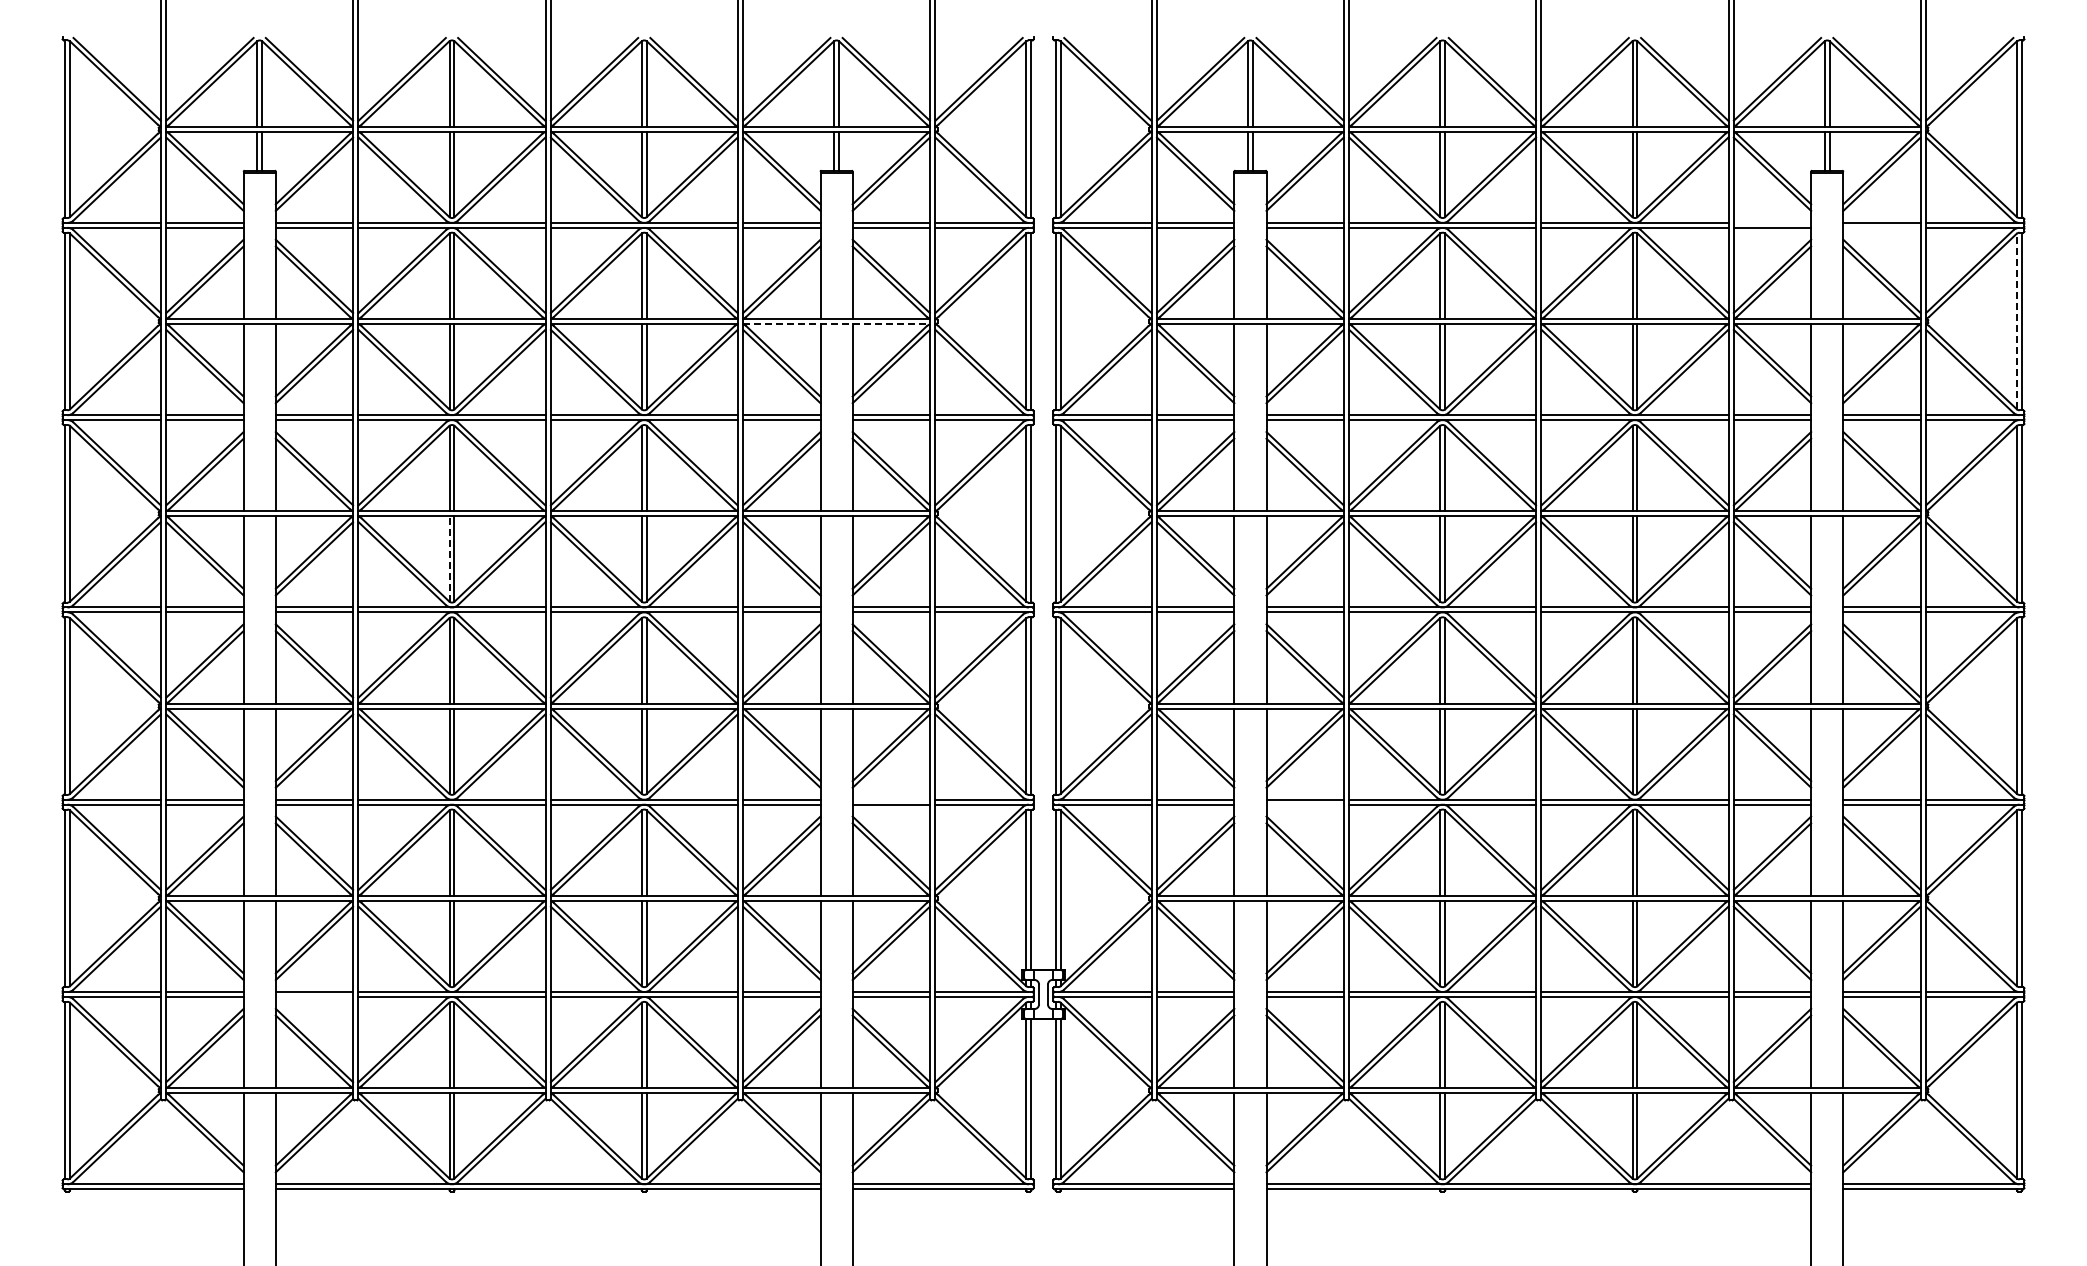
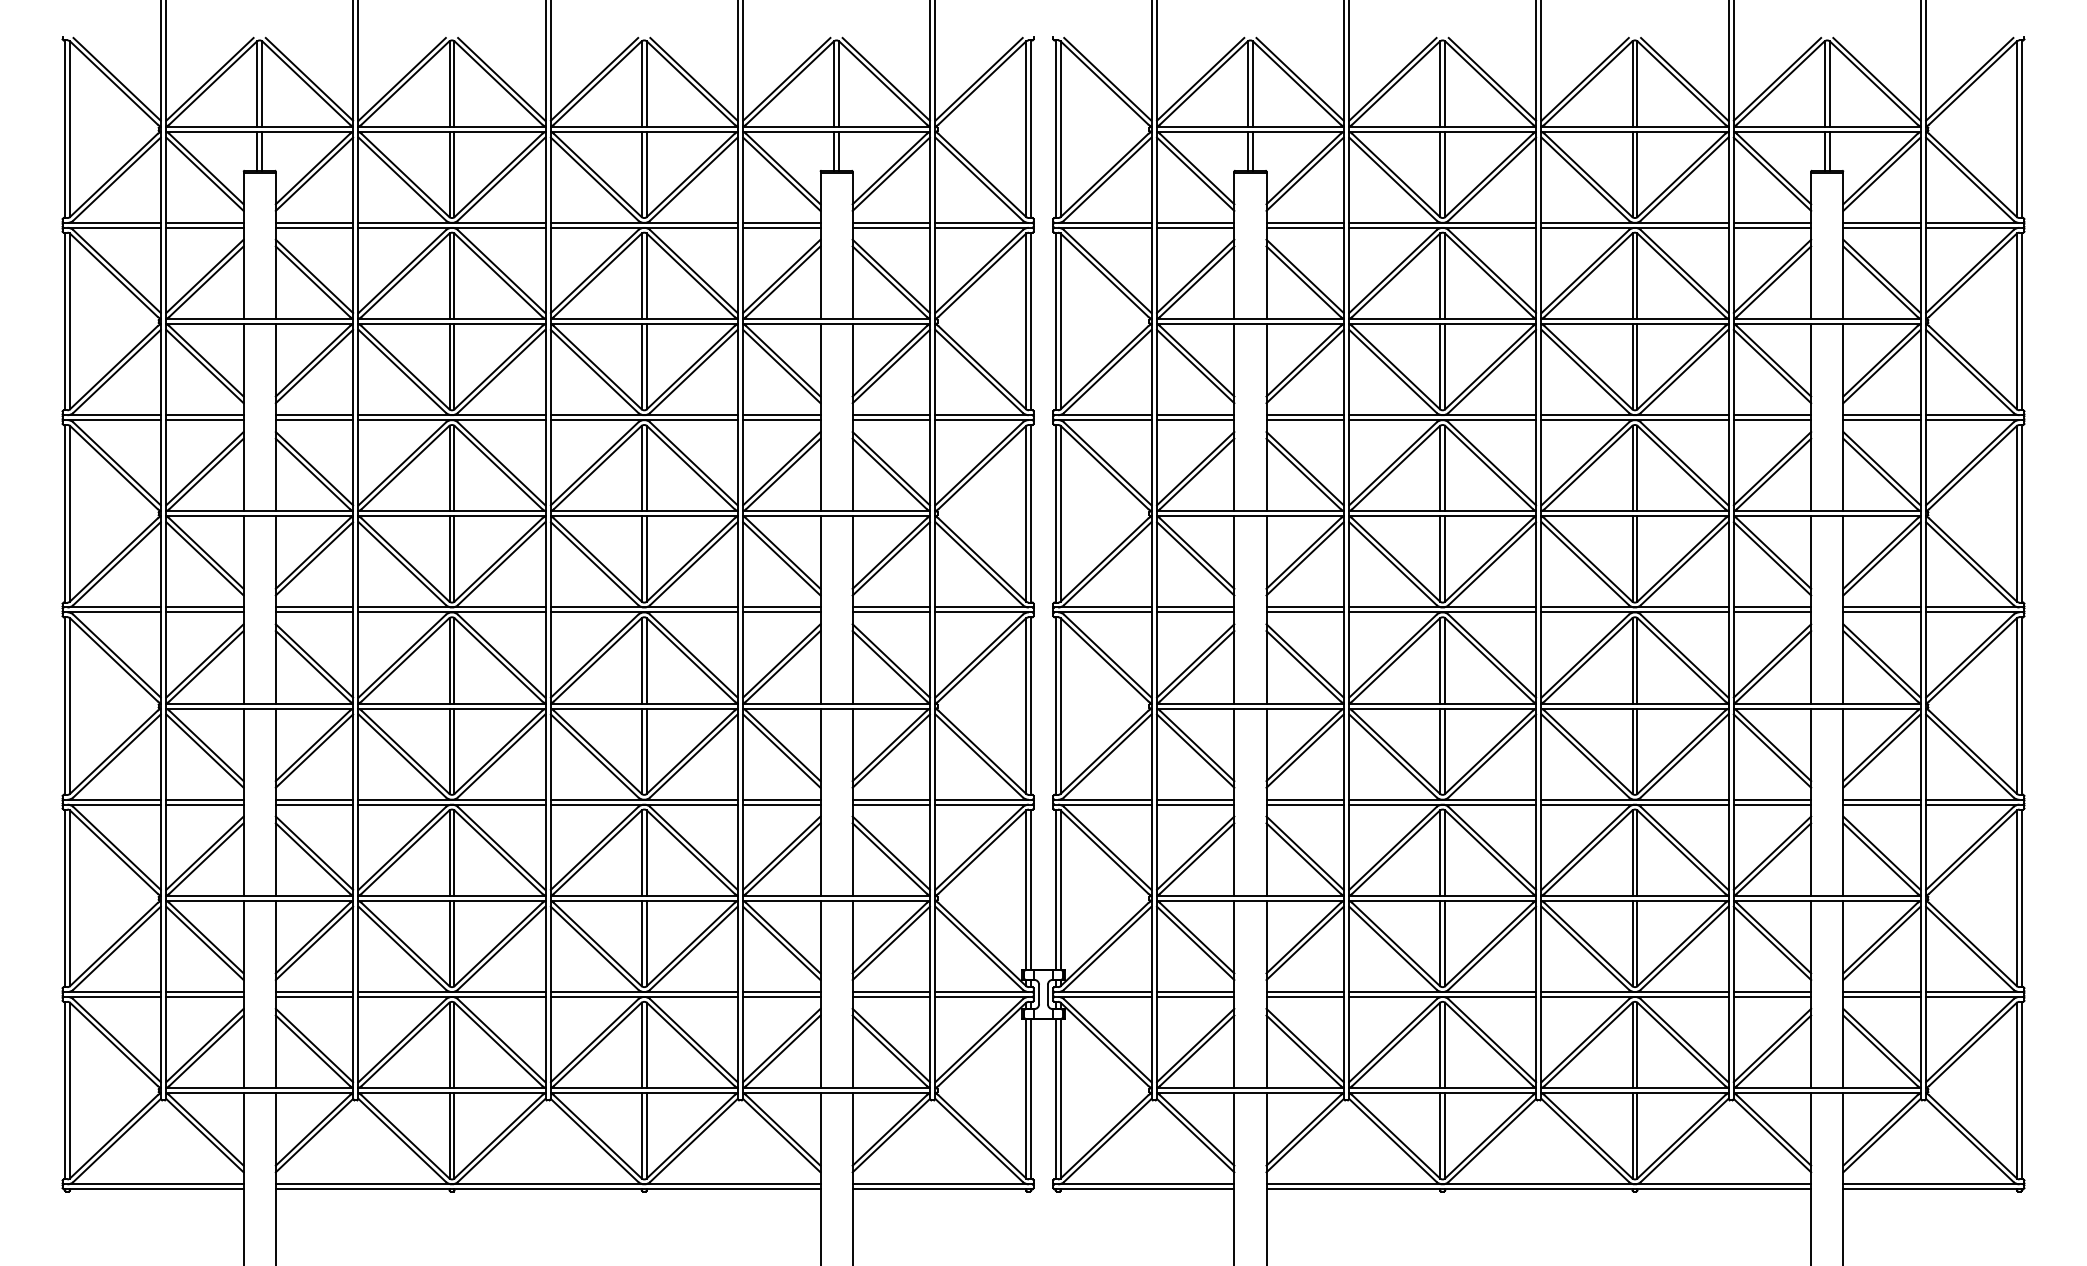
line: none -> present (1772, 222)
line: none -> present (1881, 227)
line: dashed -> solid (2017, 321)
line: dashed -> solid (836, 323)
line: dashed -> solid (449, 558)
line: none -> present (891, 799)
line: none -> present (1305, 804)
line: none -> present (314, 996)
